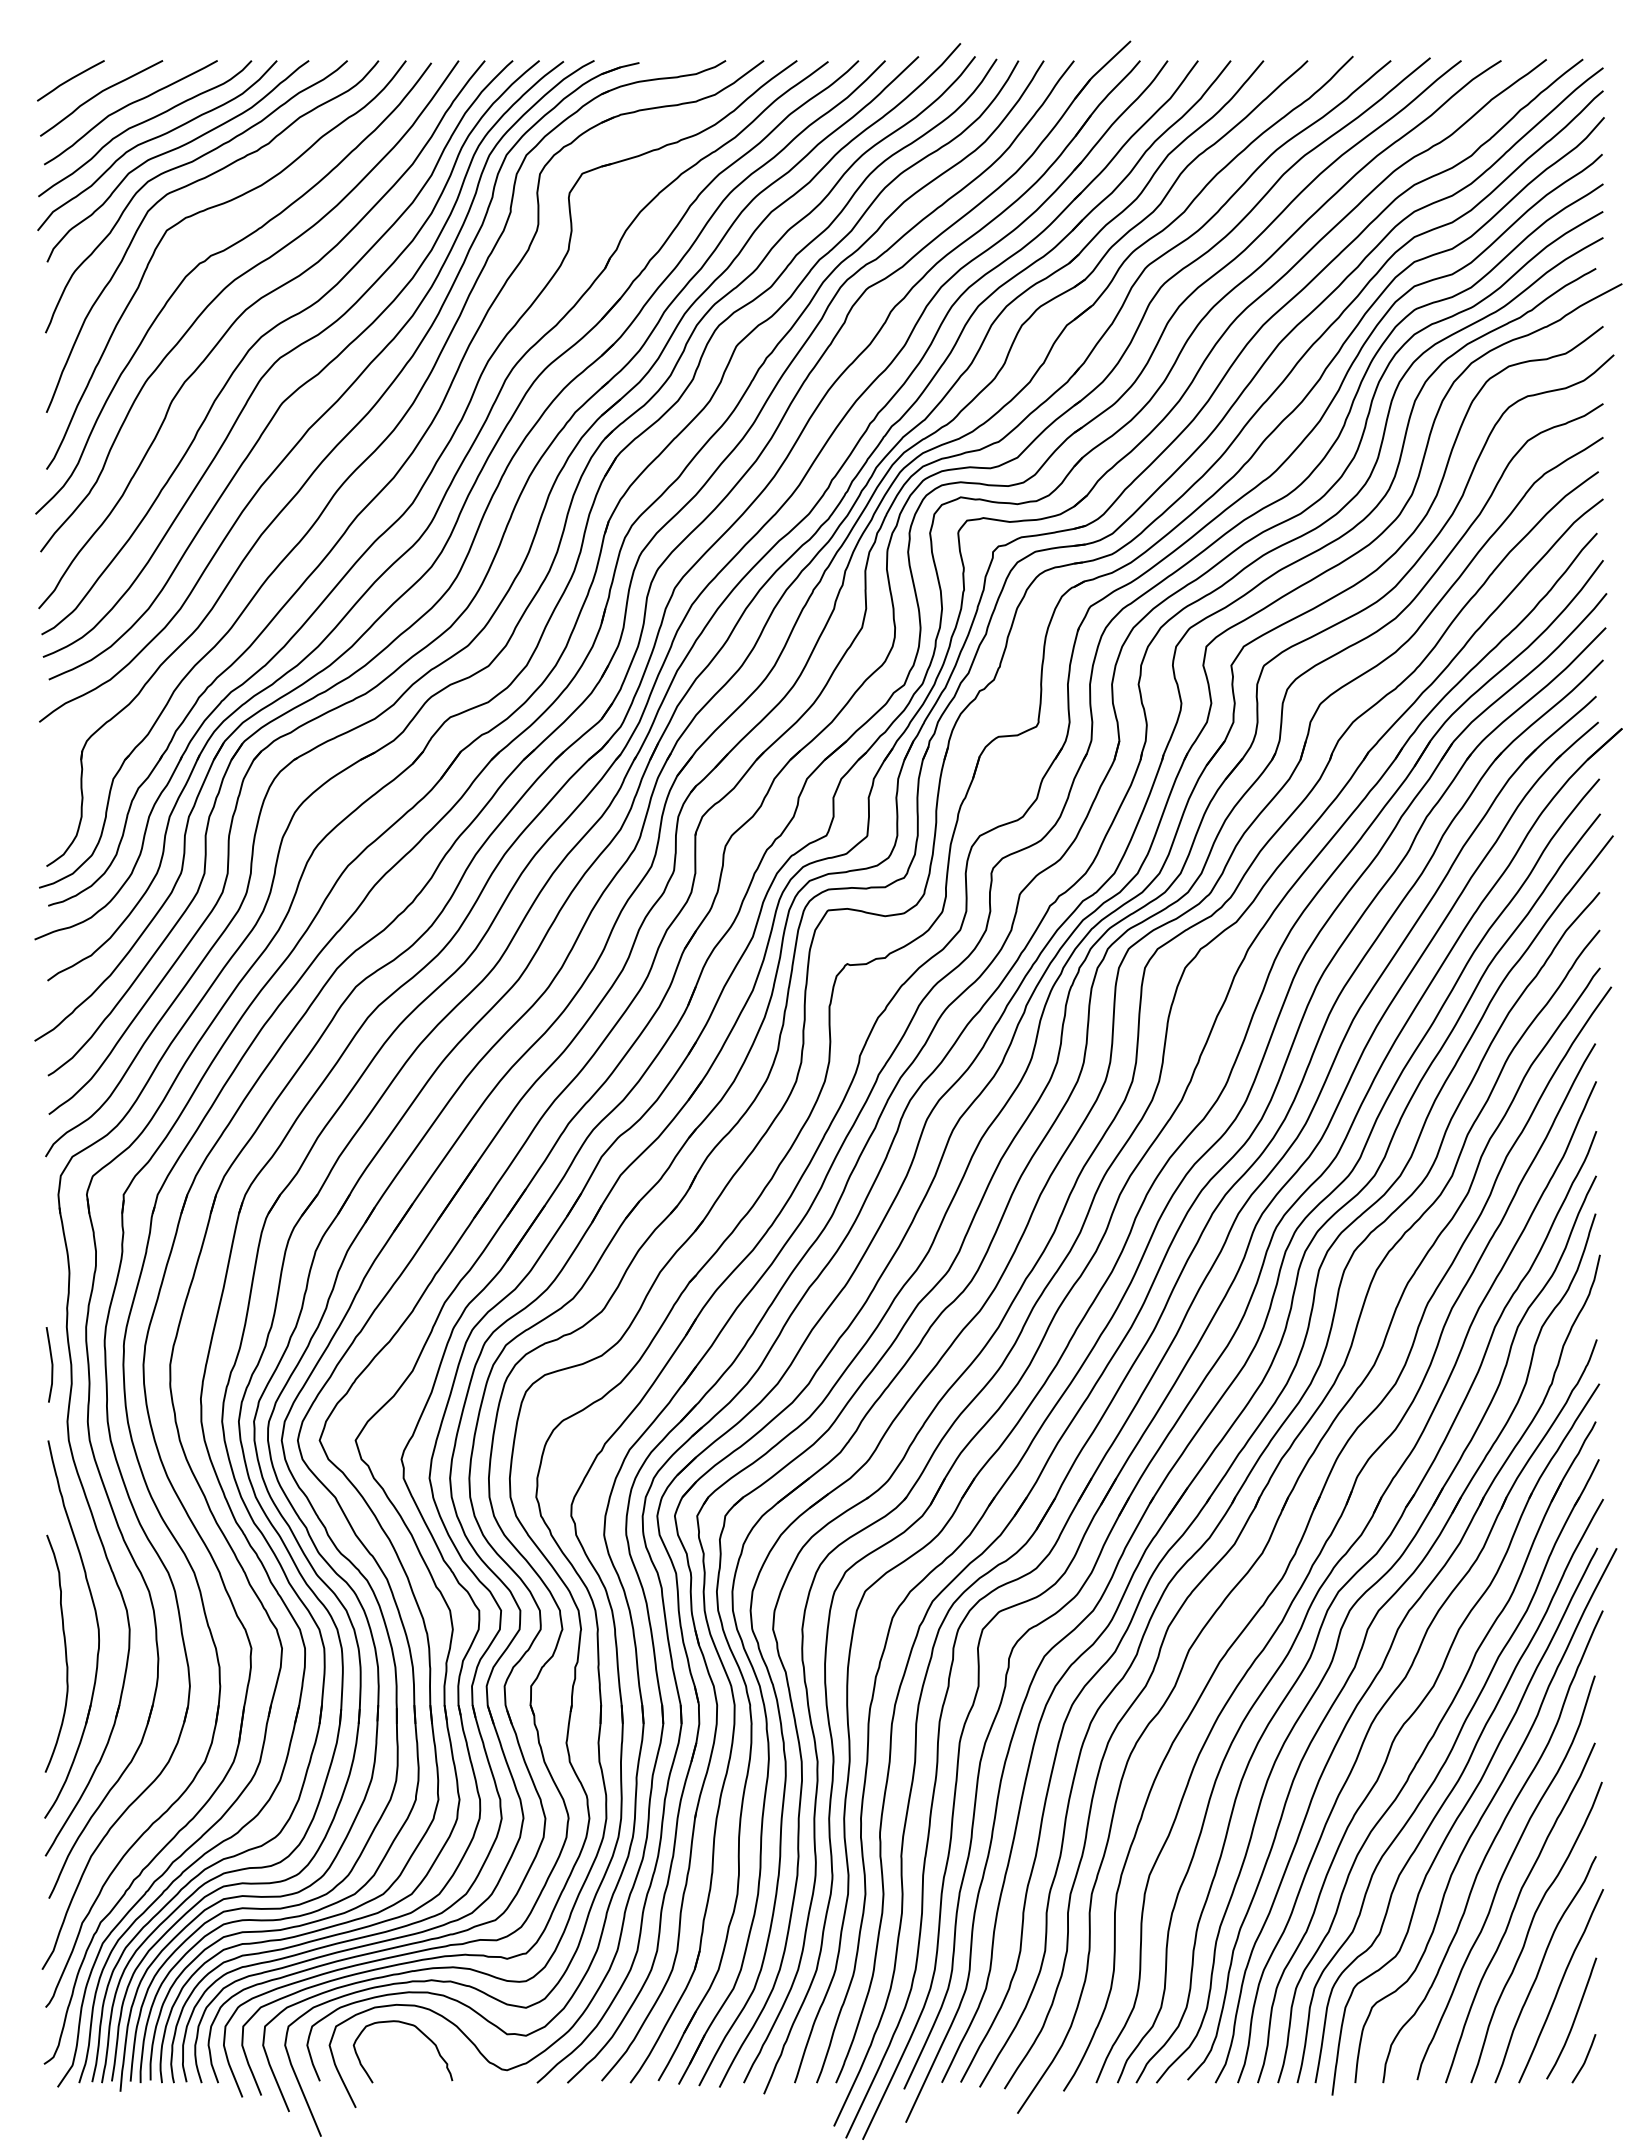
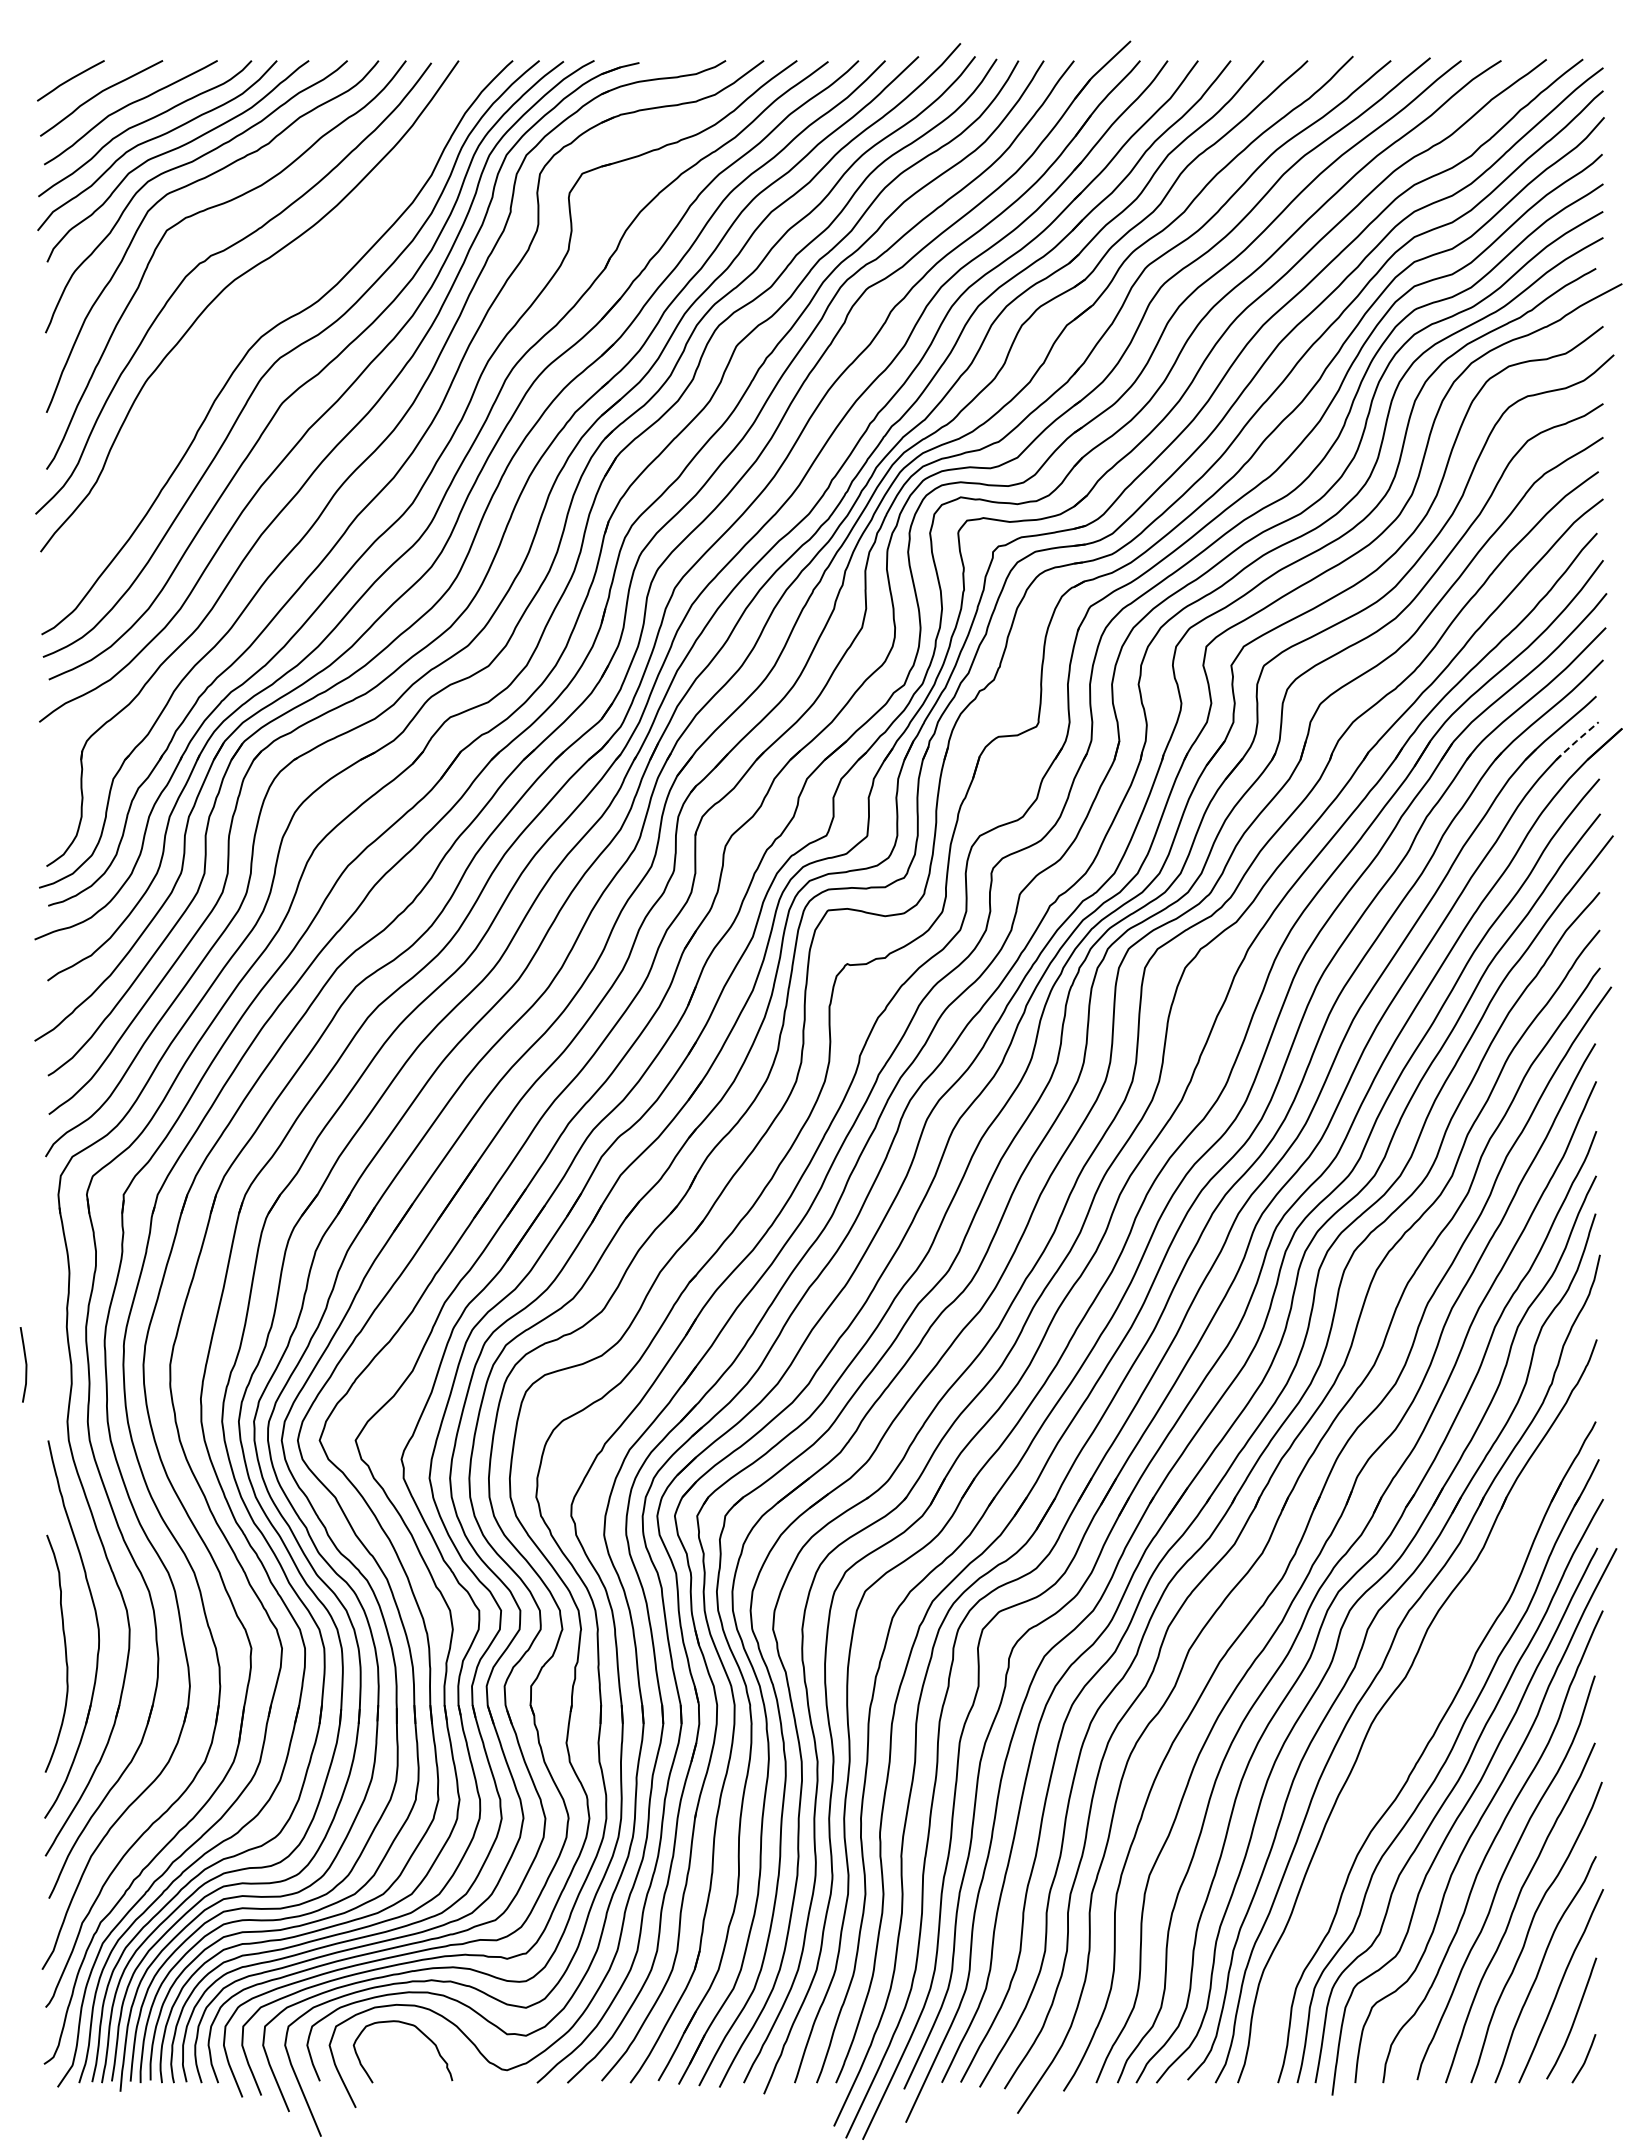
curve: present -> none (242, 314)
line: solid -> dashed (1576, 741)
line position: (51, 1364) -> (25, 1364) (25, 1364)
part: present -> none (1411, 1717)
